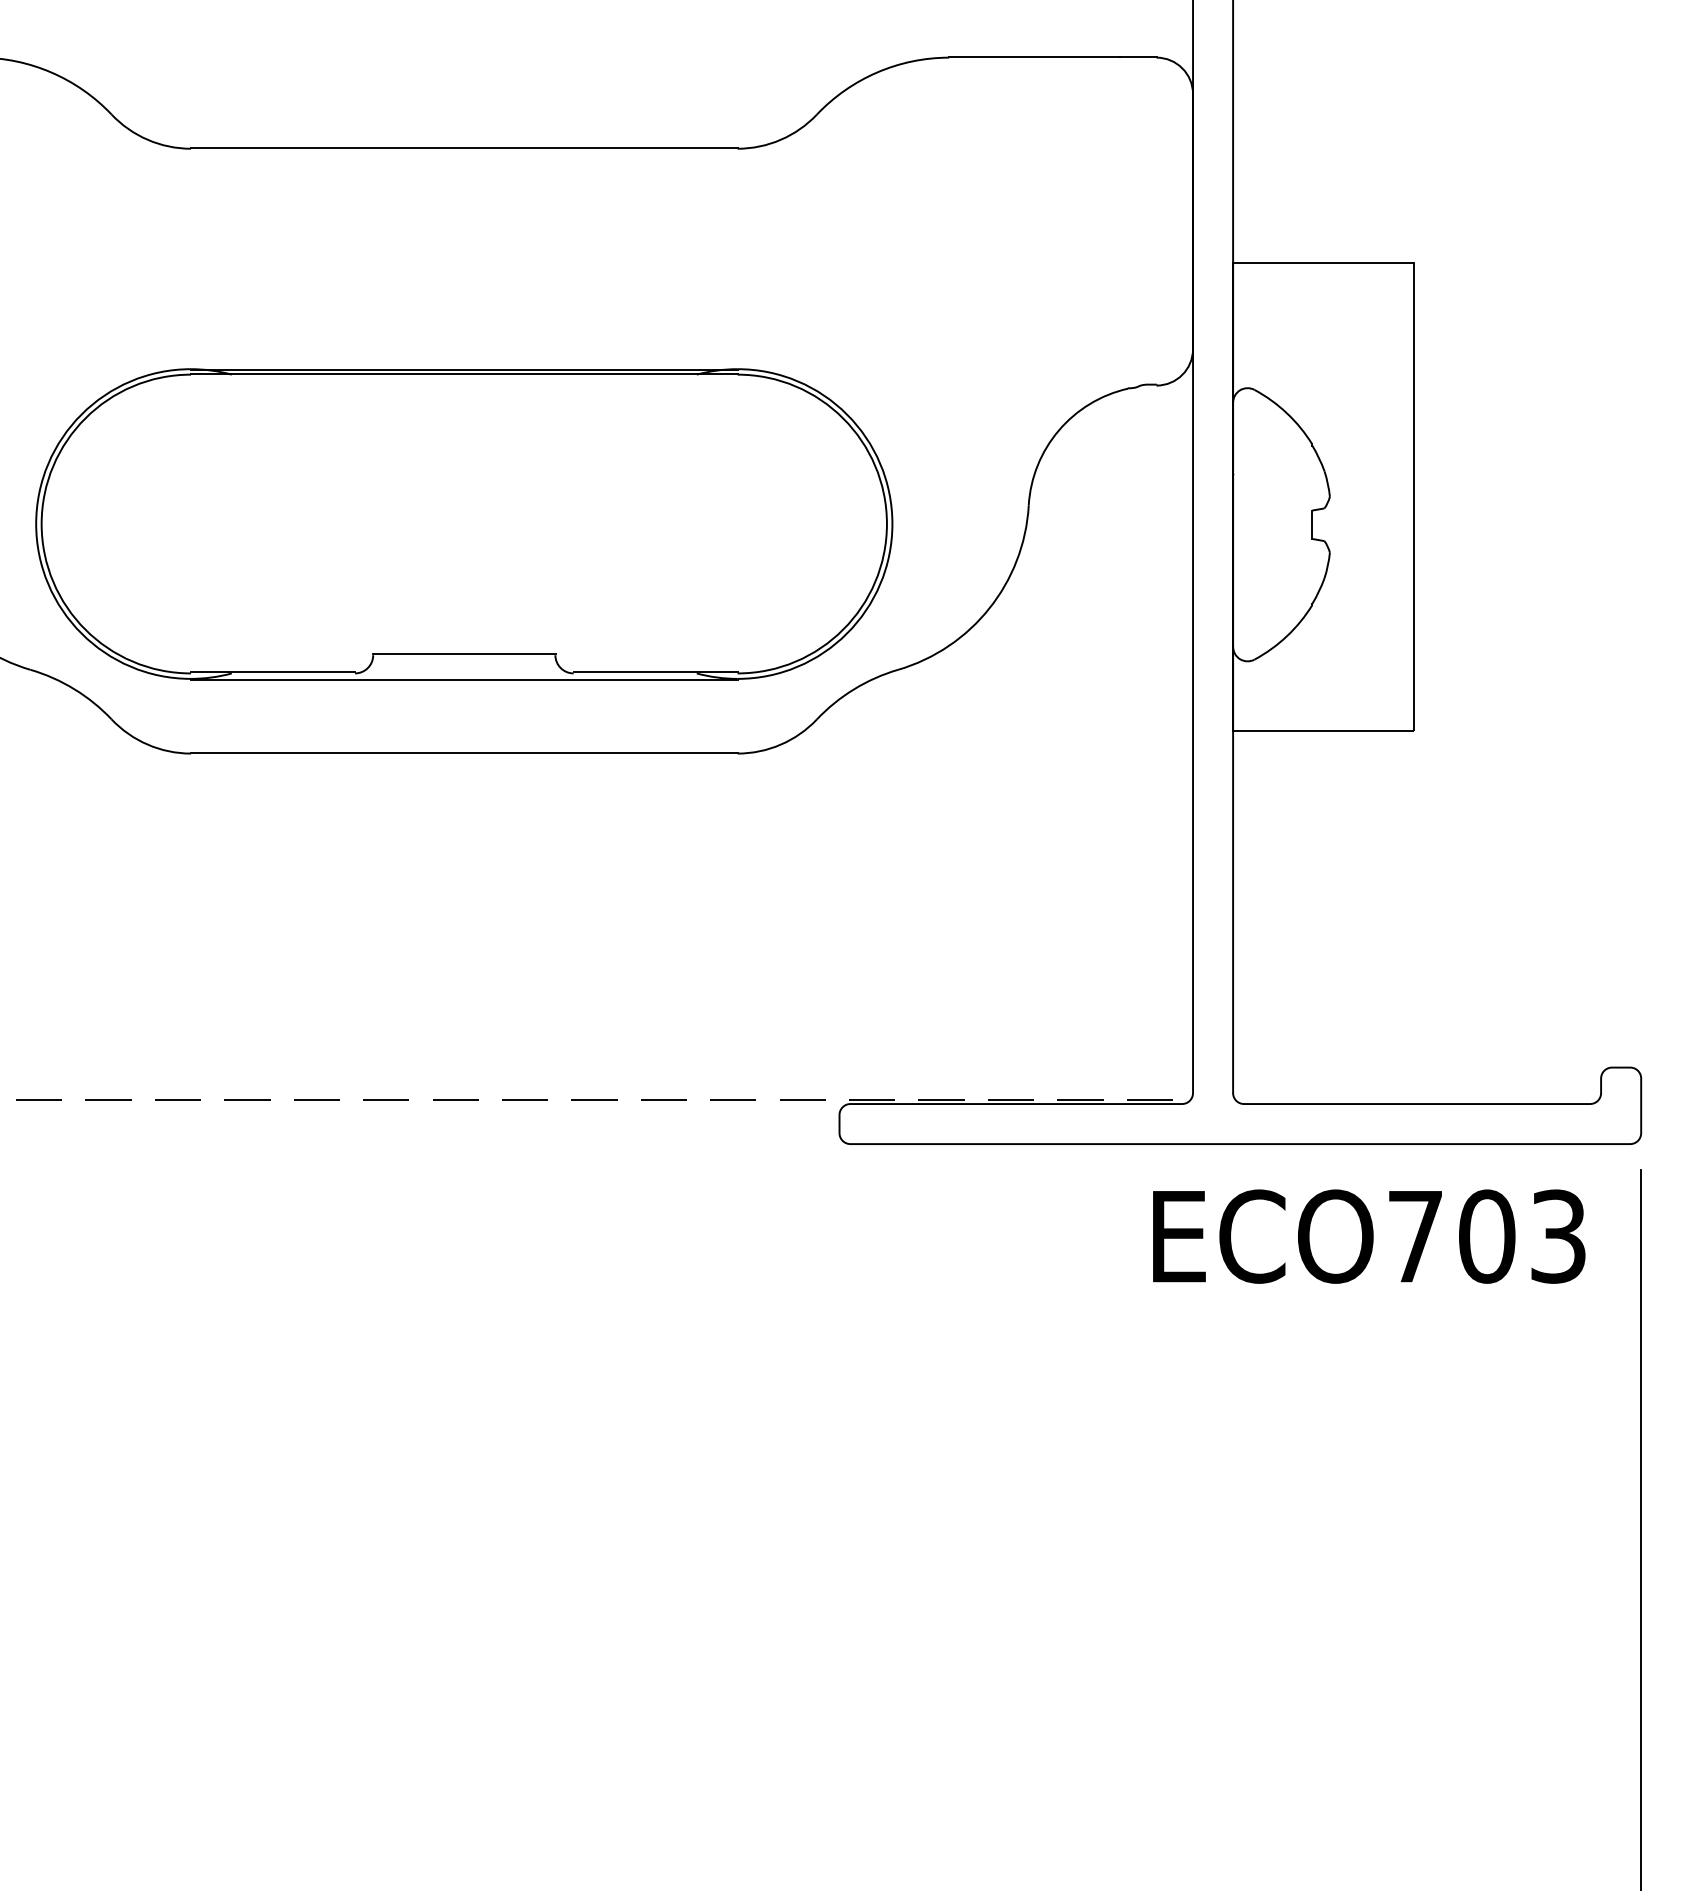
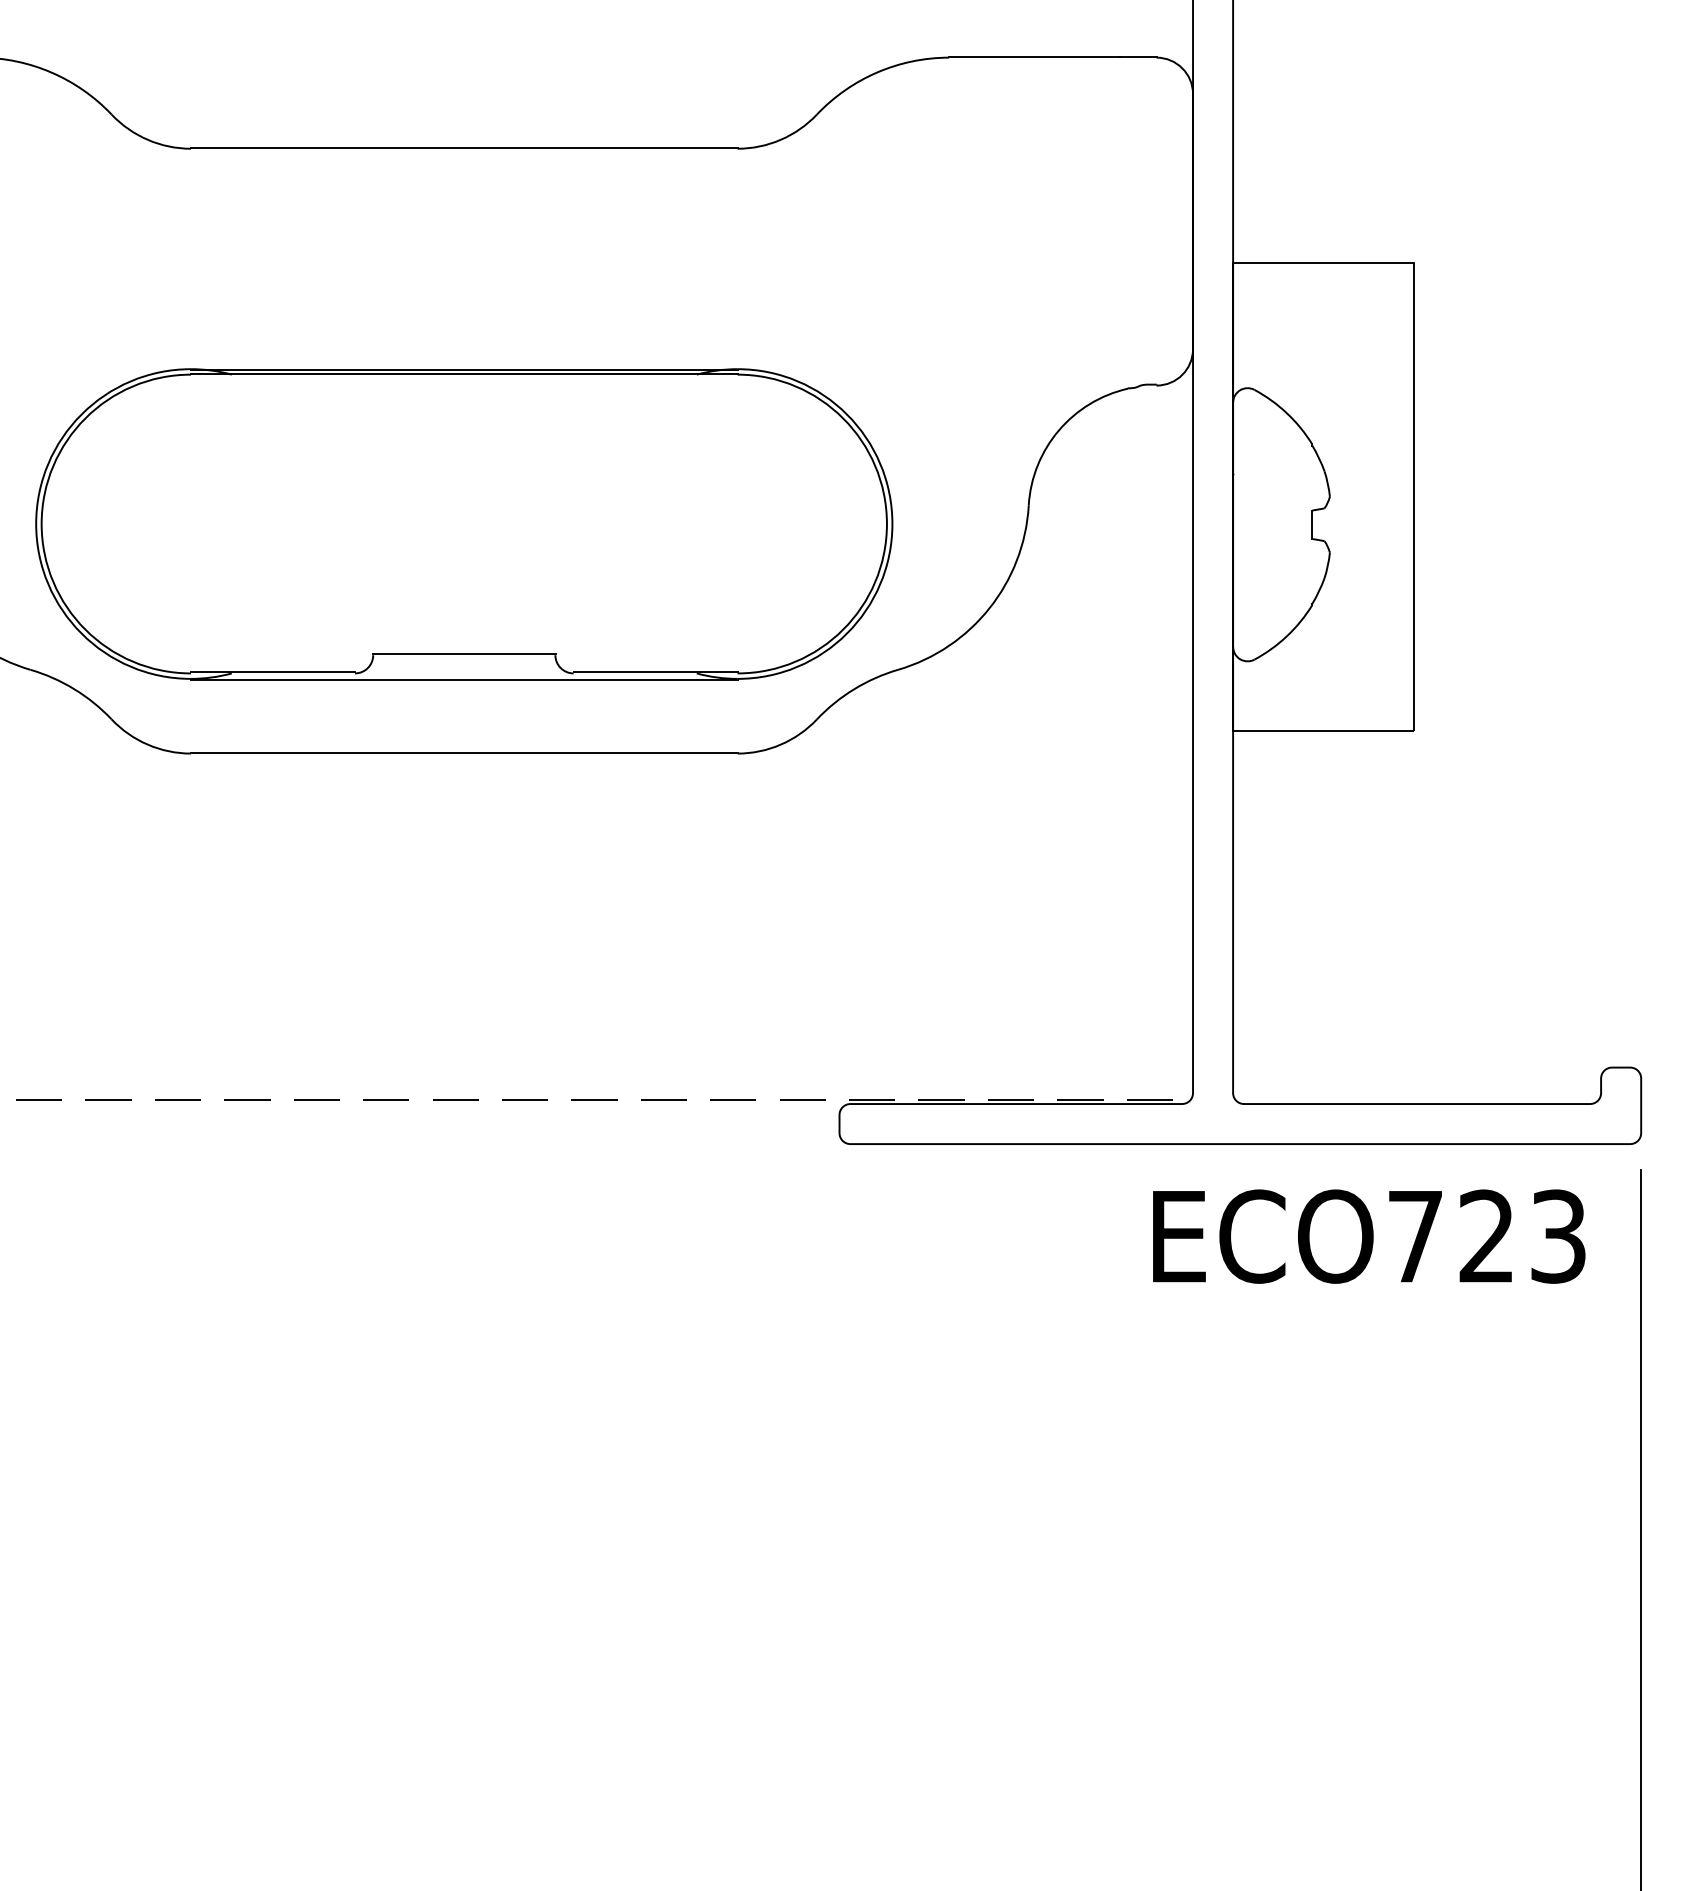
text: ECO703 -> ECO723 (1487, 1236)
